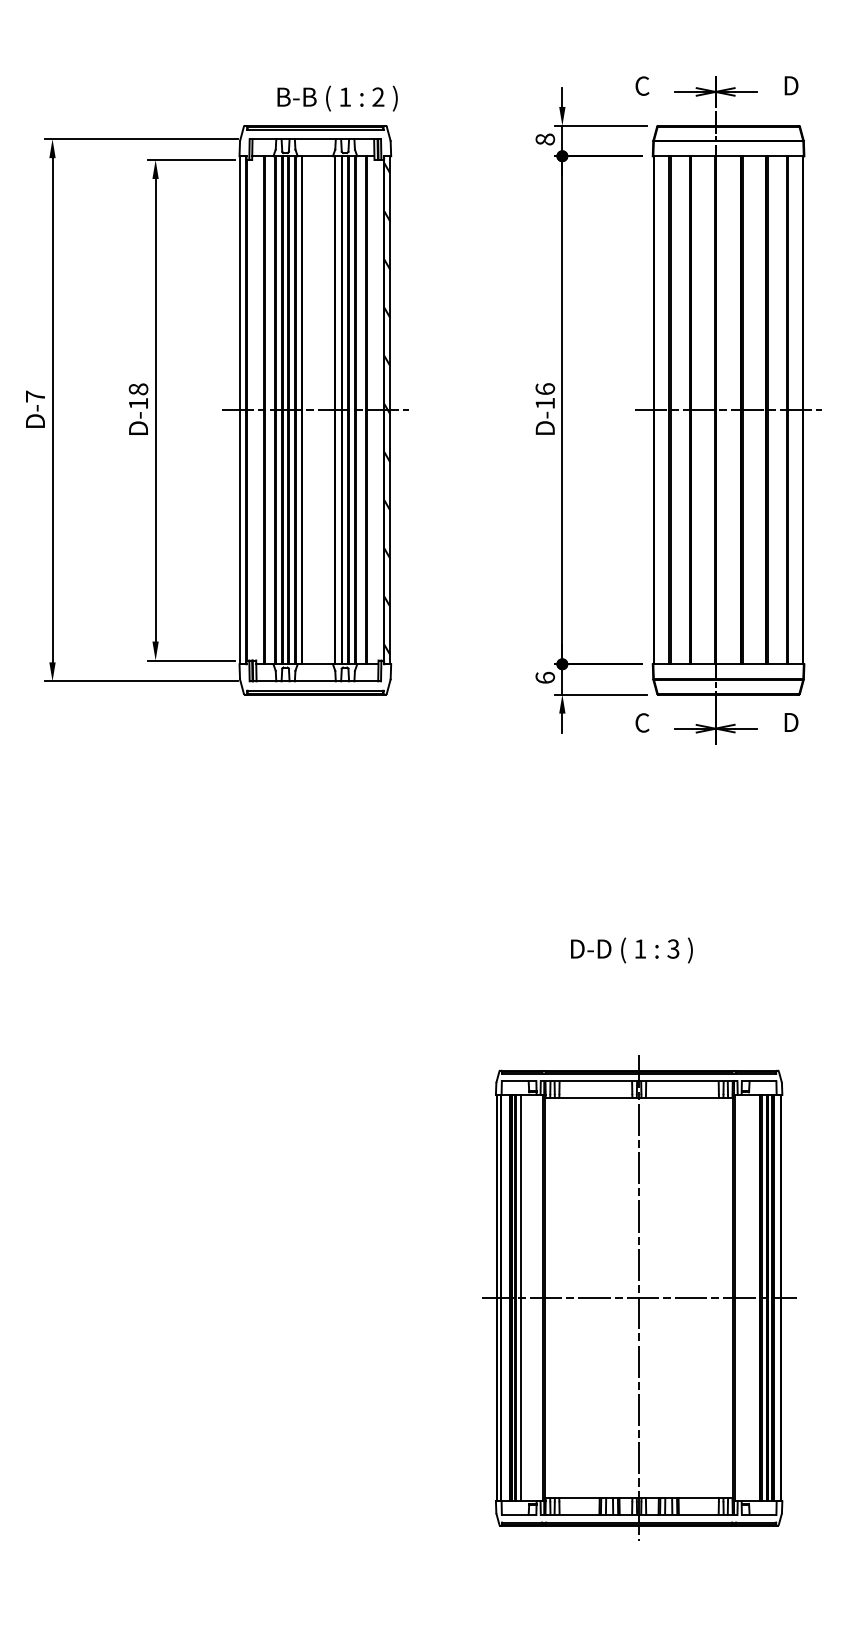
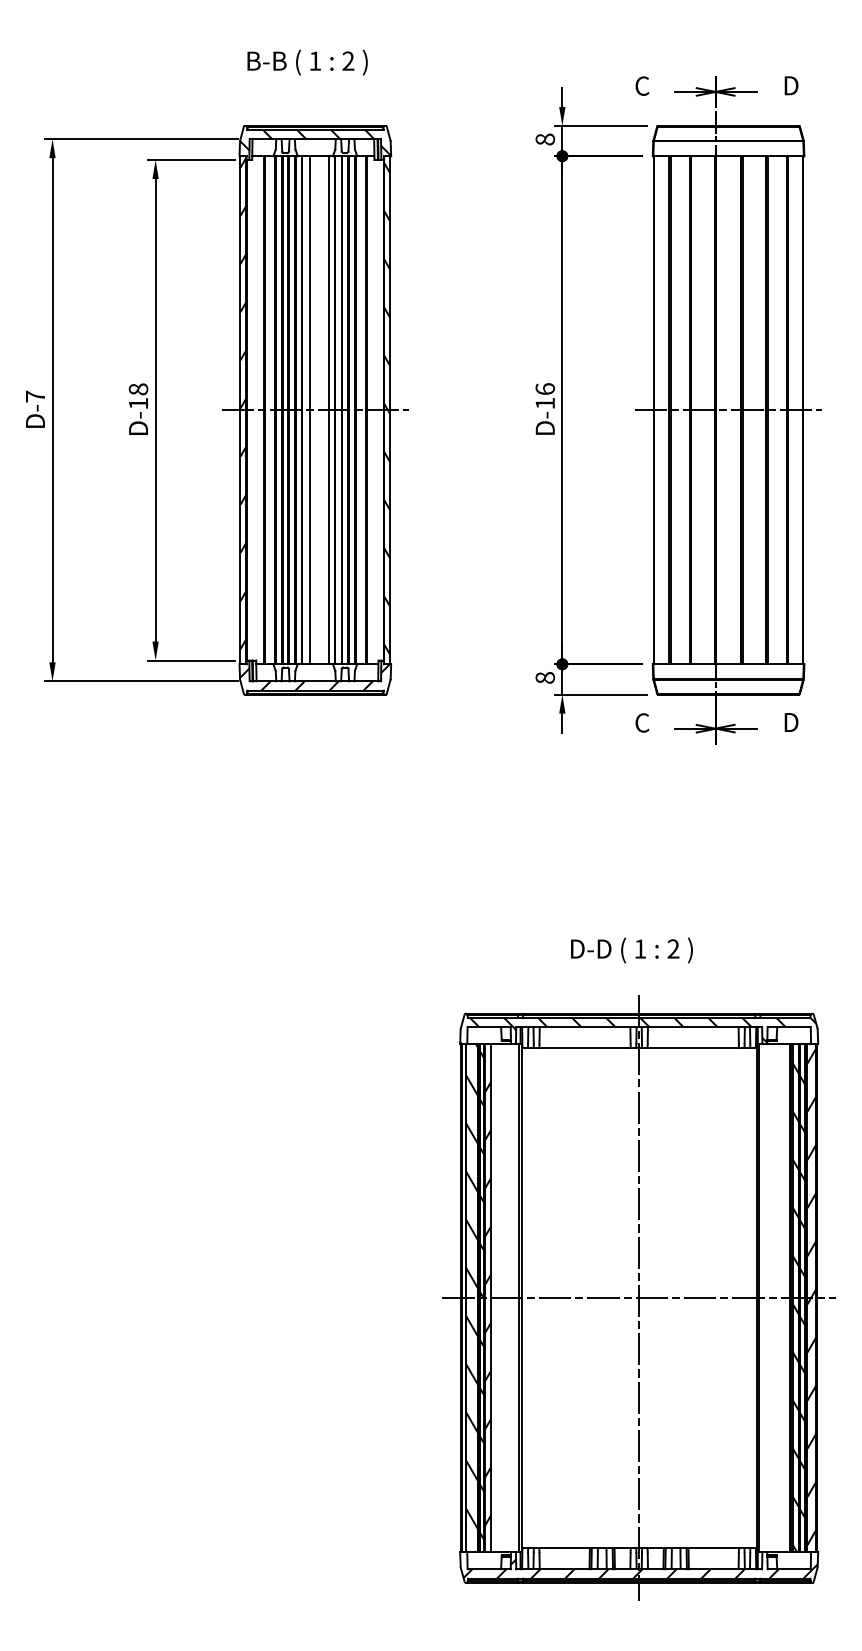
text position: (337, 98) -> (307, 62) (307, 62)
hatch: none -> present (315, 142)
hatch: none -> present (243, 403)
line: none -> present (309, 410)
line: none -> present (329, 410)
hatch: none -> present (314, 677)
text: 6 -> 8 (544, 677)
text: 3 -> 2 (673, 948)
part size: 315x486 px -> 394x606 px (638, 1297)
